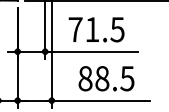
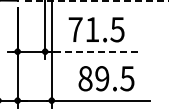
line: solid -> dashed (97, 0)
line: solid -> dashed (91, 51)
text: 88.5 -> 89.5 (102, 78)
